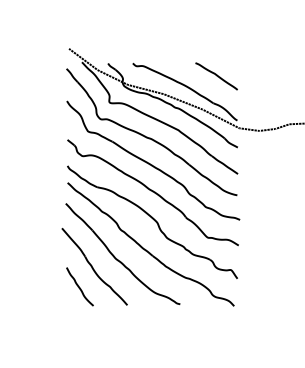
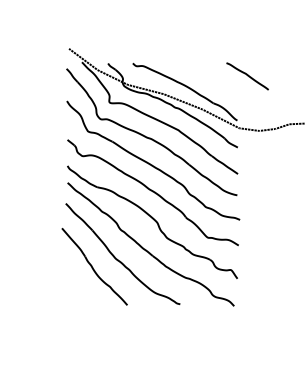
curve position: (216, 76) -> (247, 76) (247, 76)
curve: present -> none (79, 286)
